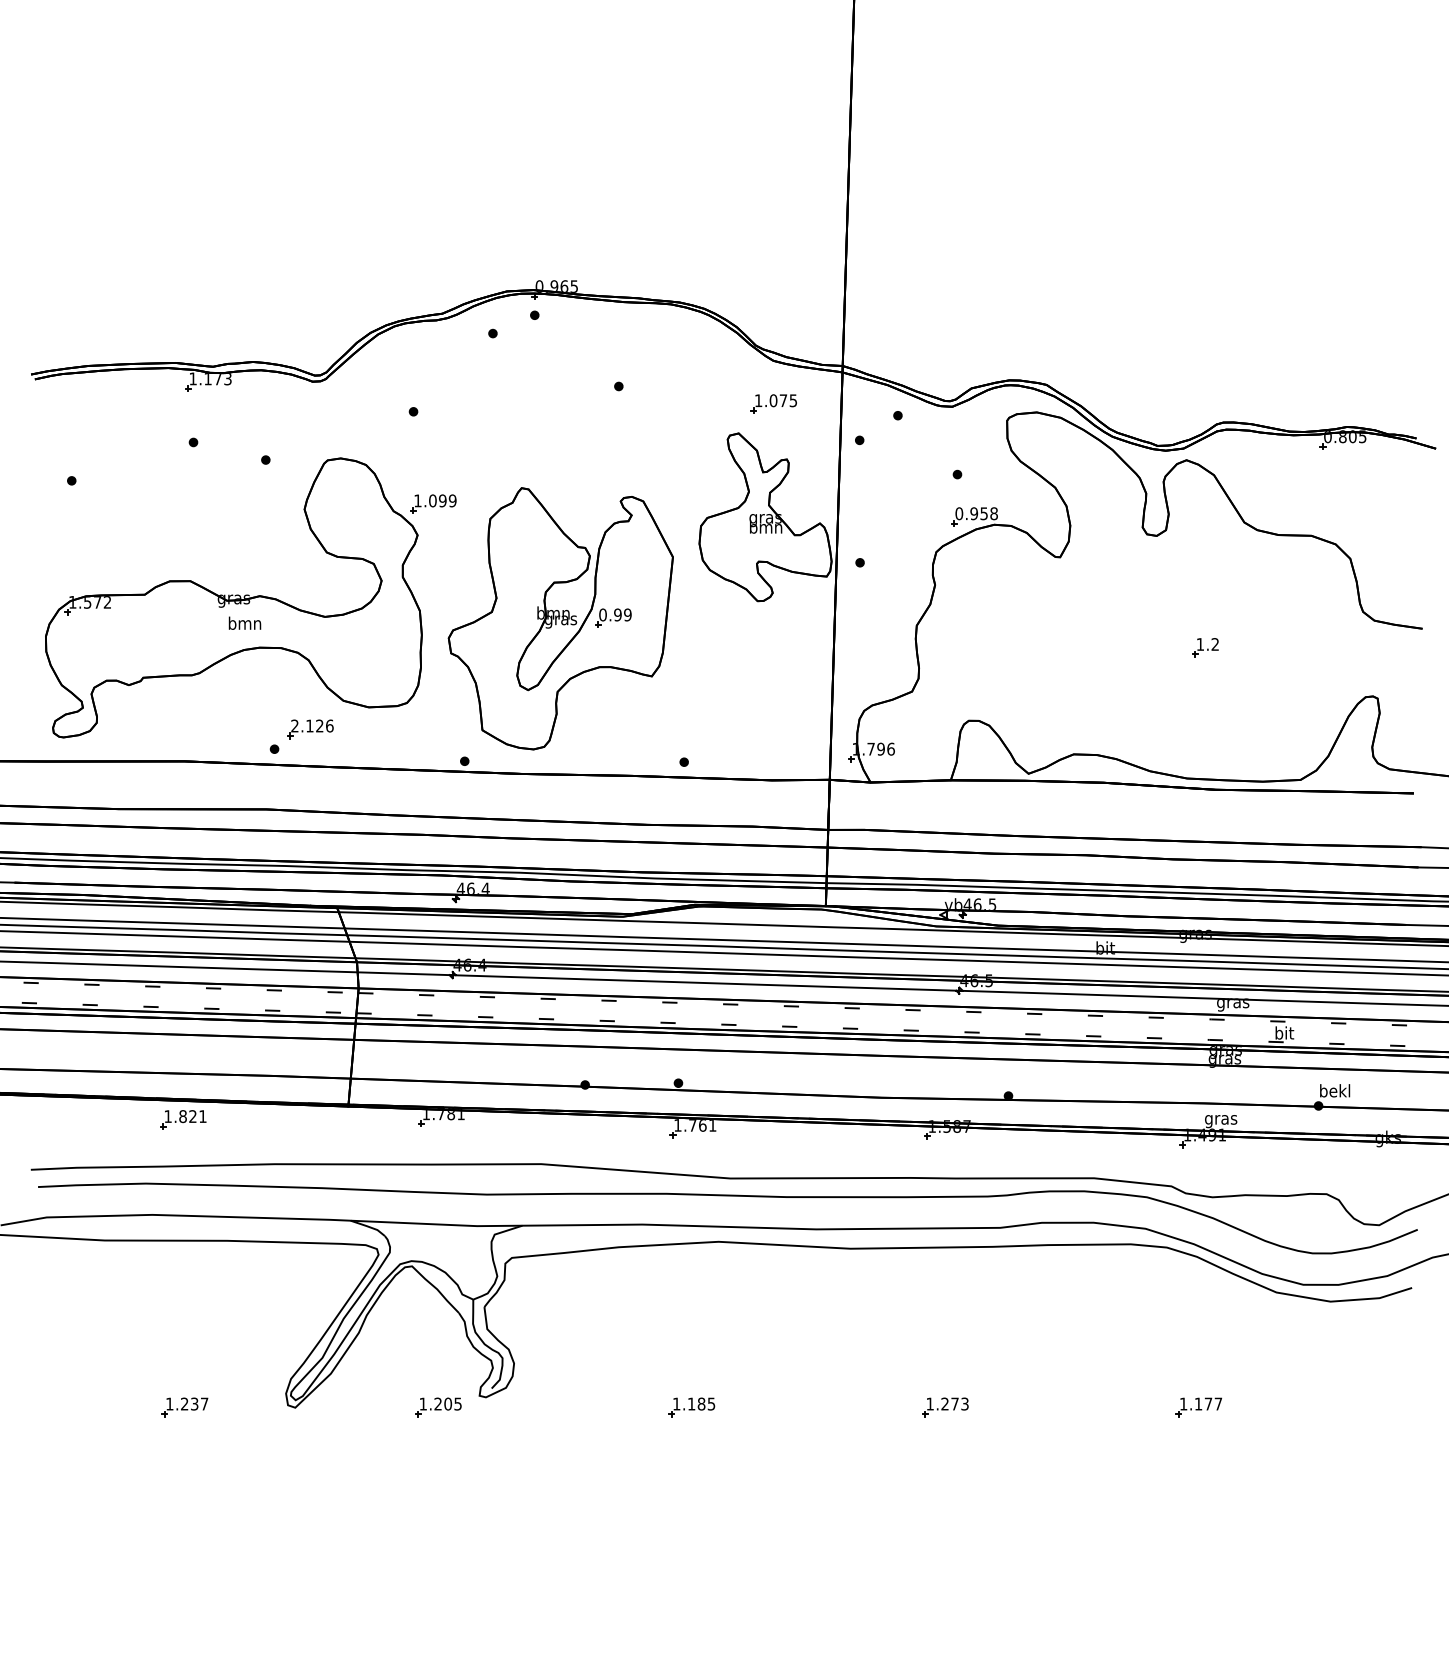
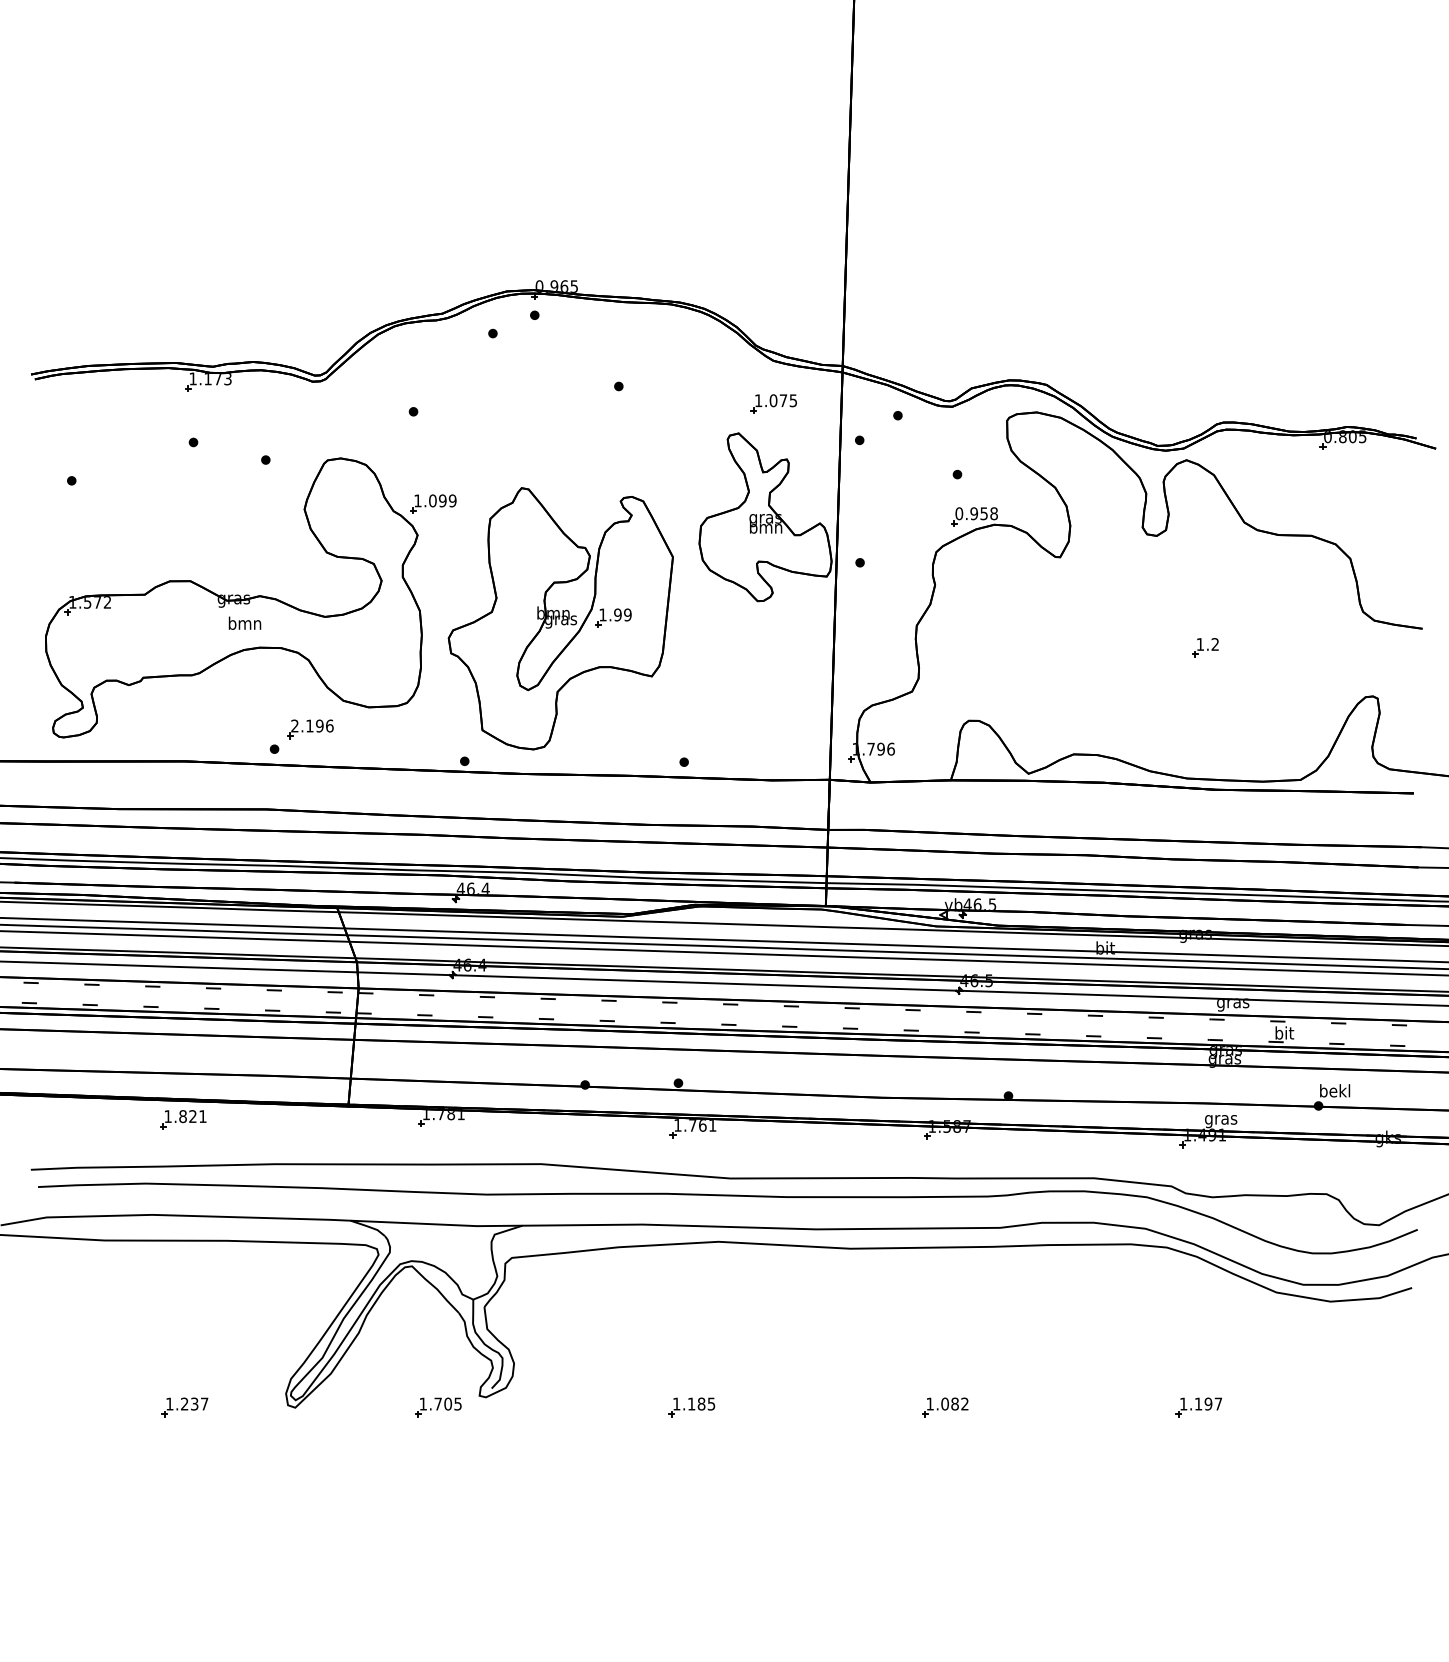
text: 0.99 -> 1.99 (602, 614)
text: 2.126 -> 2.196 (319, 725)
text: 1.205 -> 1.705 (437, 1403)
text: 1.273 -> 1.082 (954, 1403)
text: 1.177 -> 1.197 (1208, 1403)
